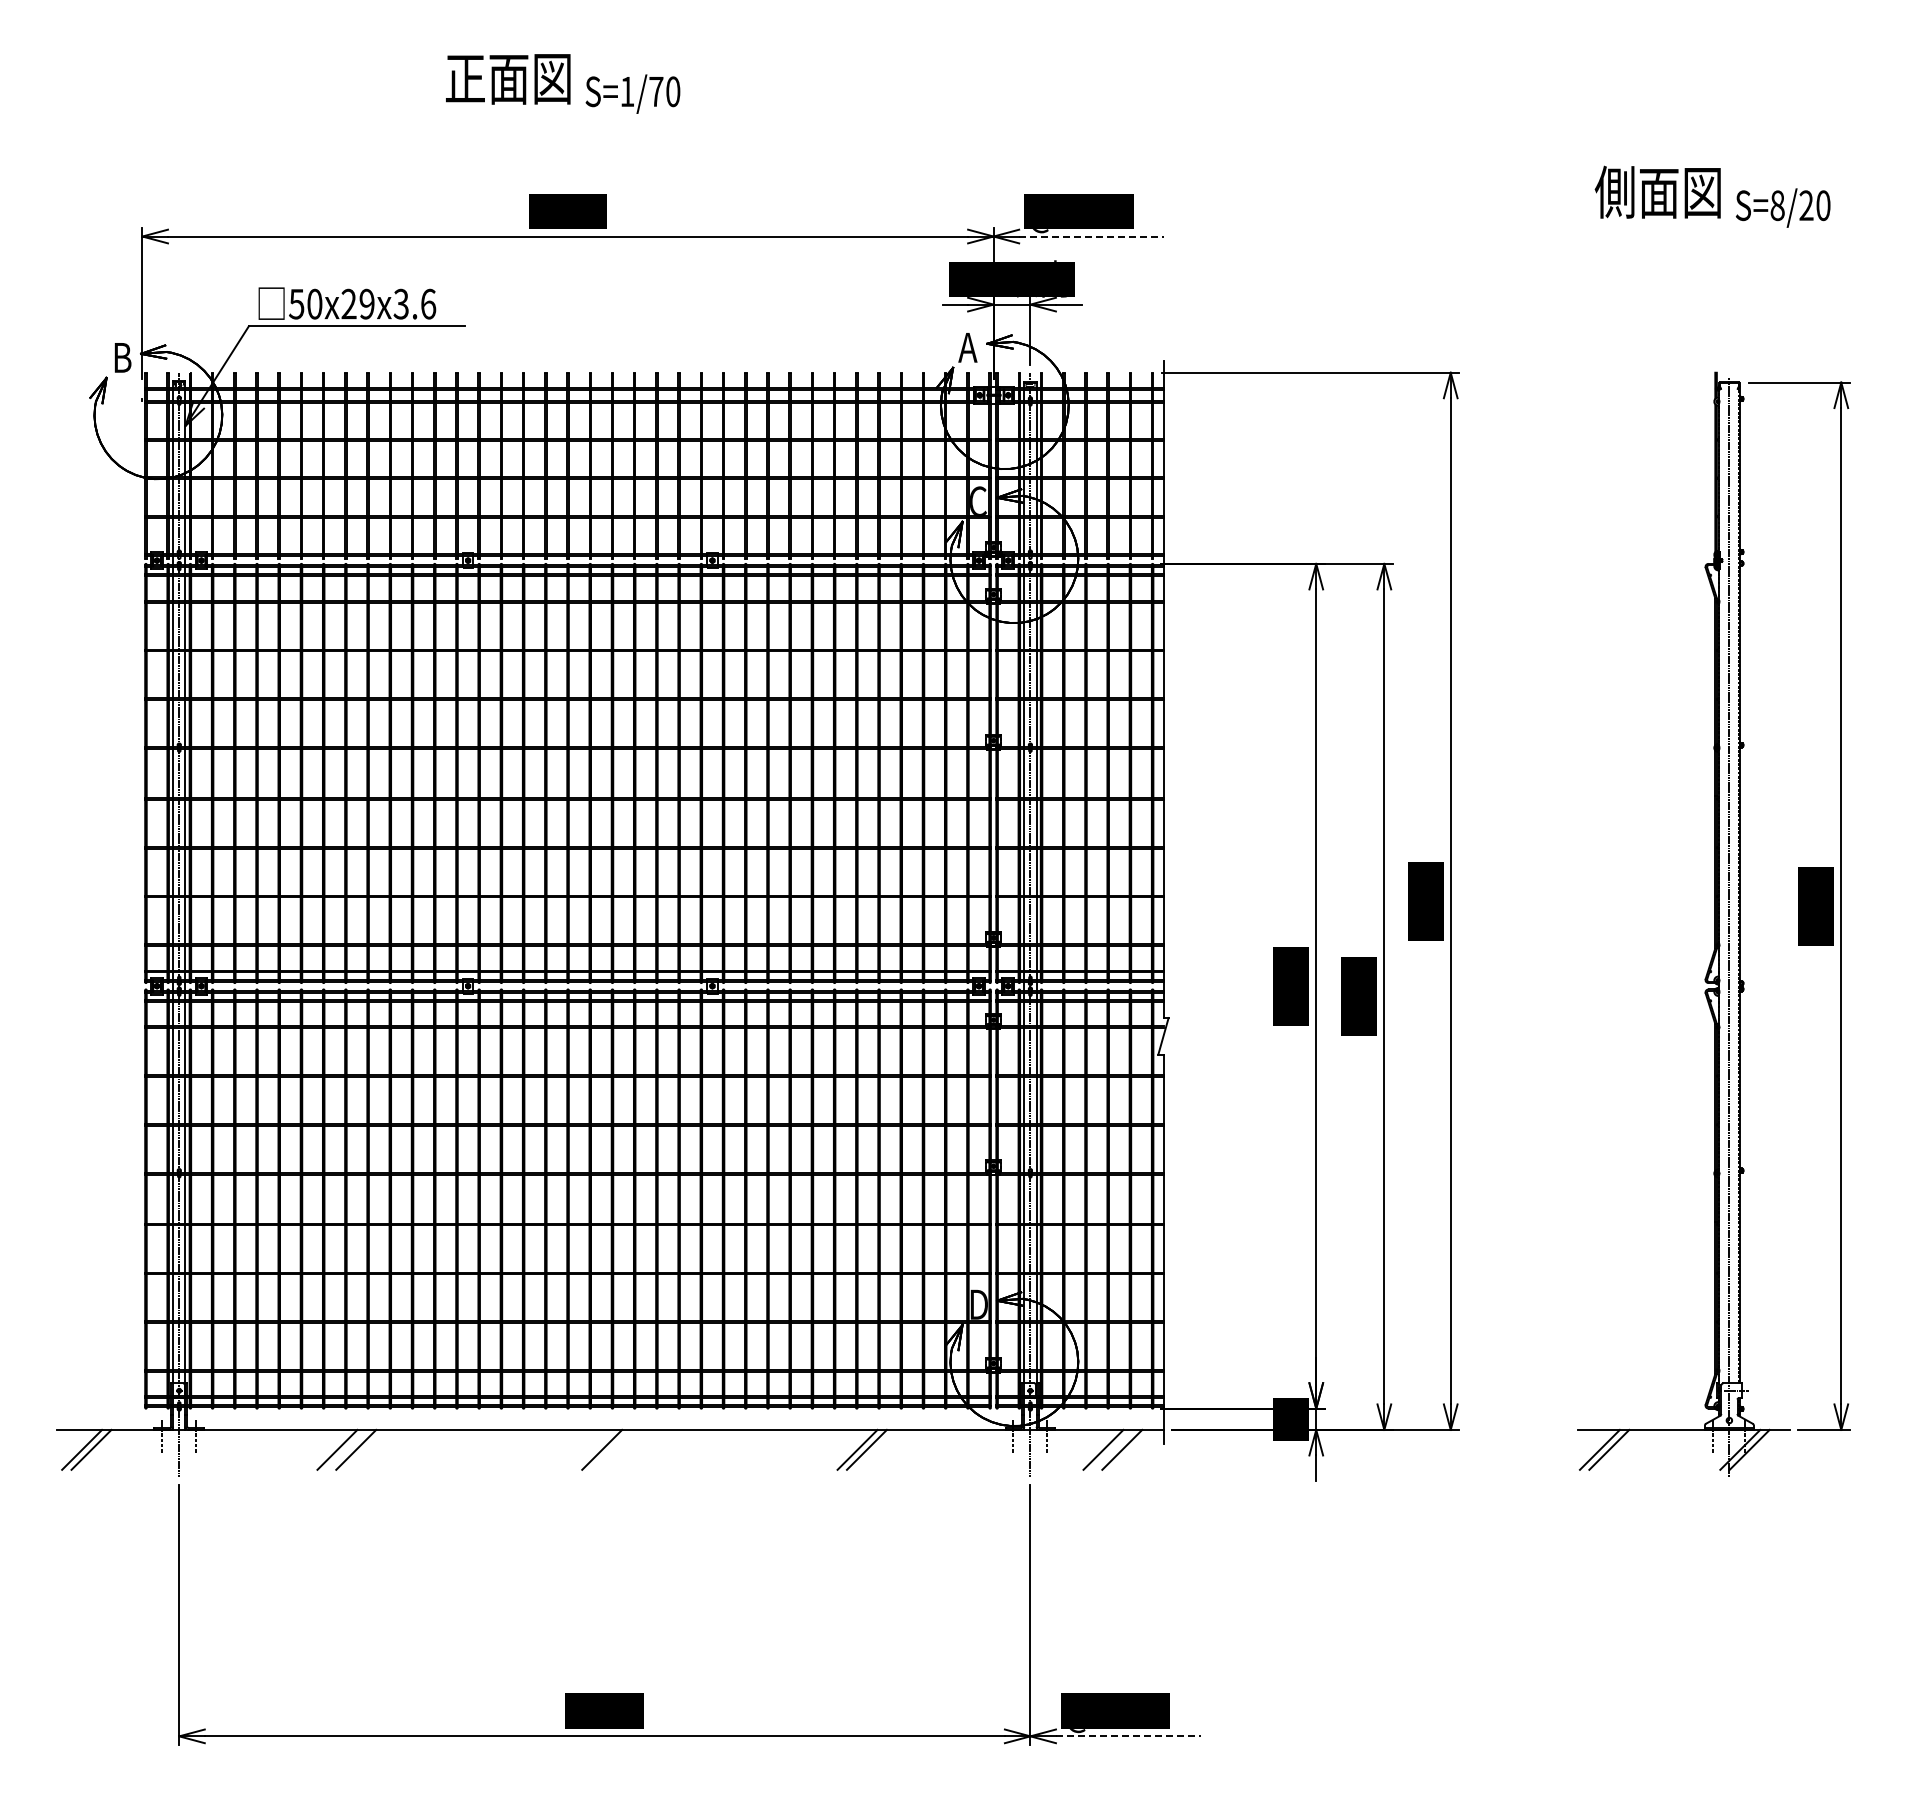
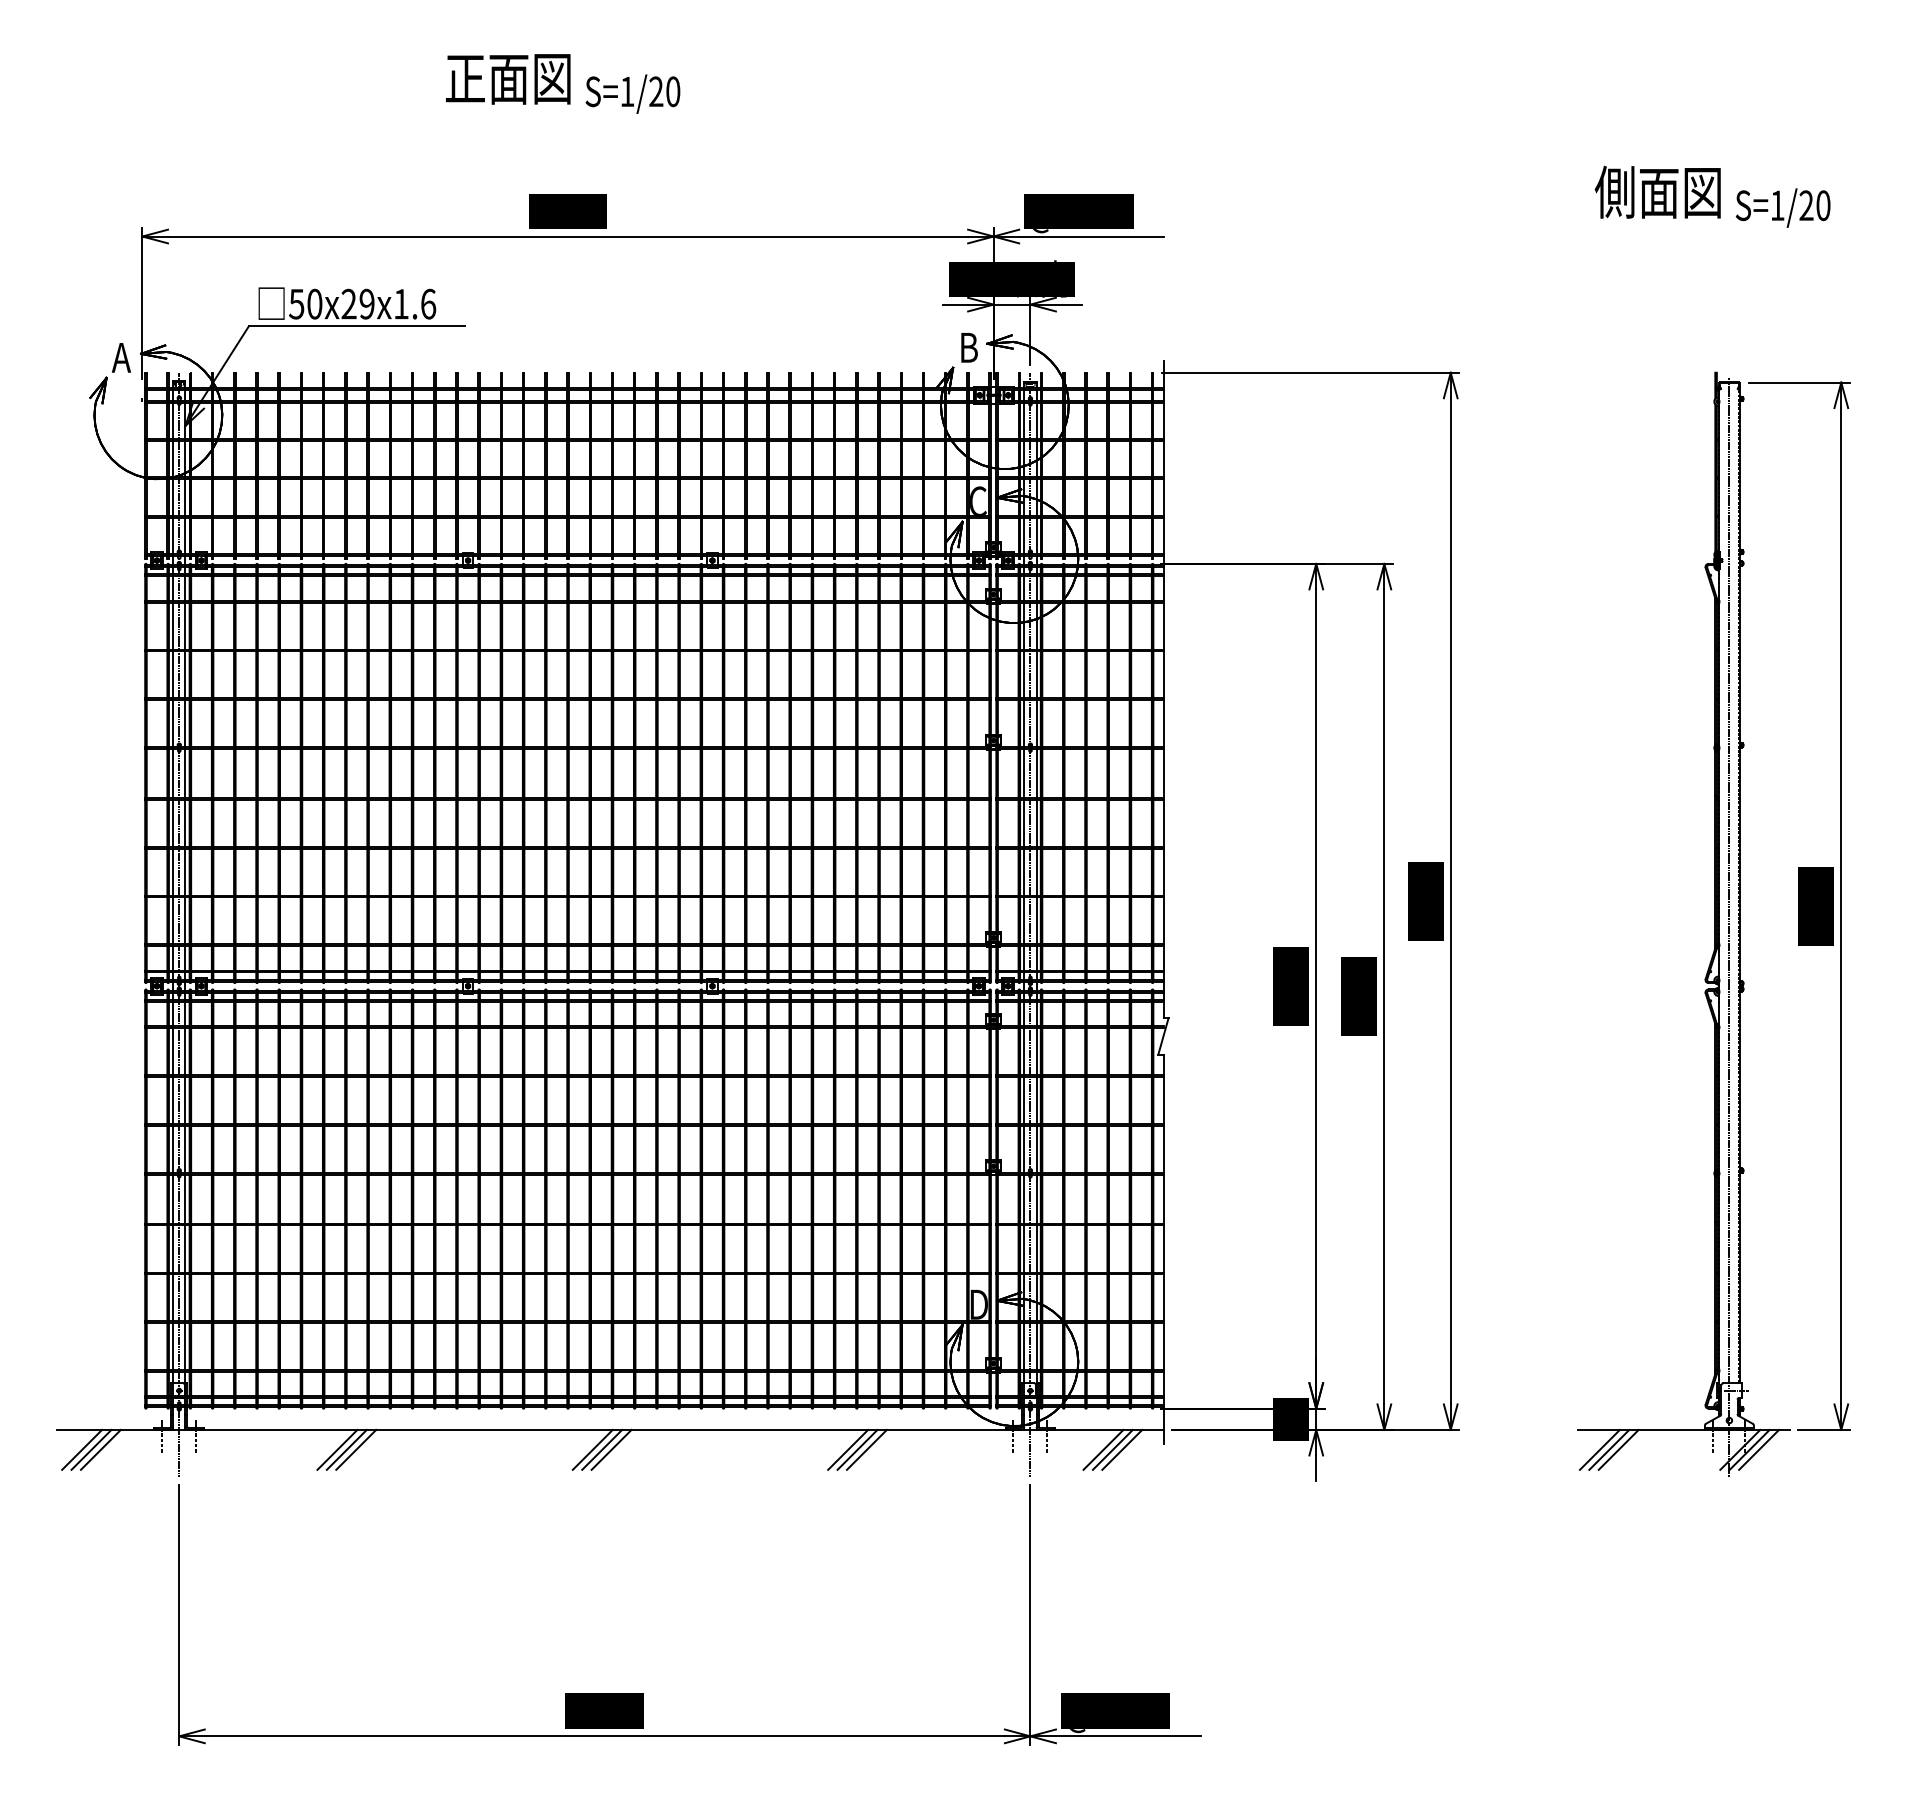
text: S=1/70 -> S=1/20 (656, 91)
text: S=8/20 -> S=1/20 (1777, 205)
line: dashed -> solid (1091, 236)
text: 50x29x3.6 -> 50x29x1.6 (400, 303)
text: A -> B (967, 347)
text: B -> A (121, 357)
line: none -> present (100, 1449)
line: none -> present (346, 1449)
line: none -> present (592, 1449)
line: none -> present (611, 1449)
line: none -> present (848, 1449)
line: none -> present (1112, 1449)
line: none -> present (1618, 1449)
line: none -> present (1759, 1449)
line: dashed -> solid (1128, 1736)
